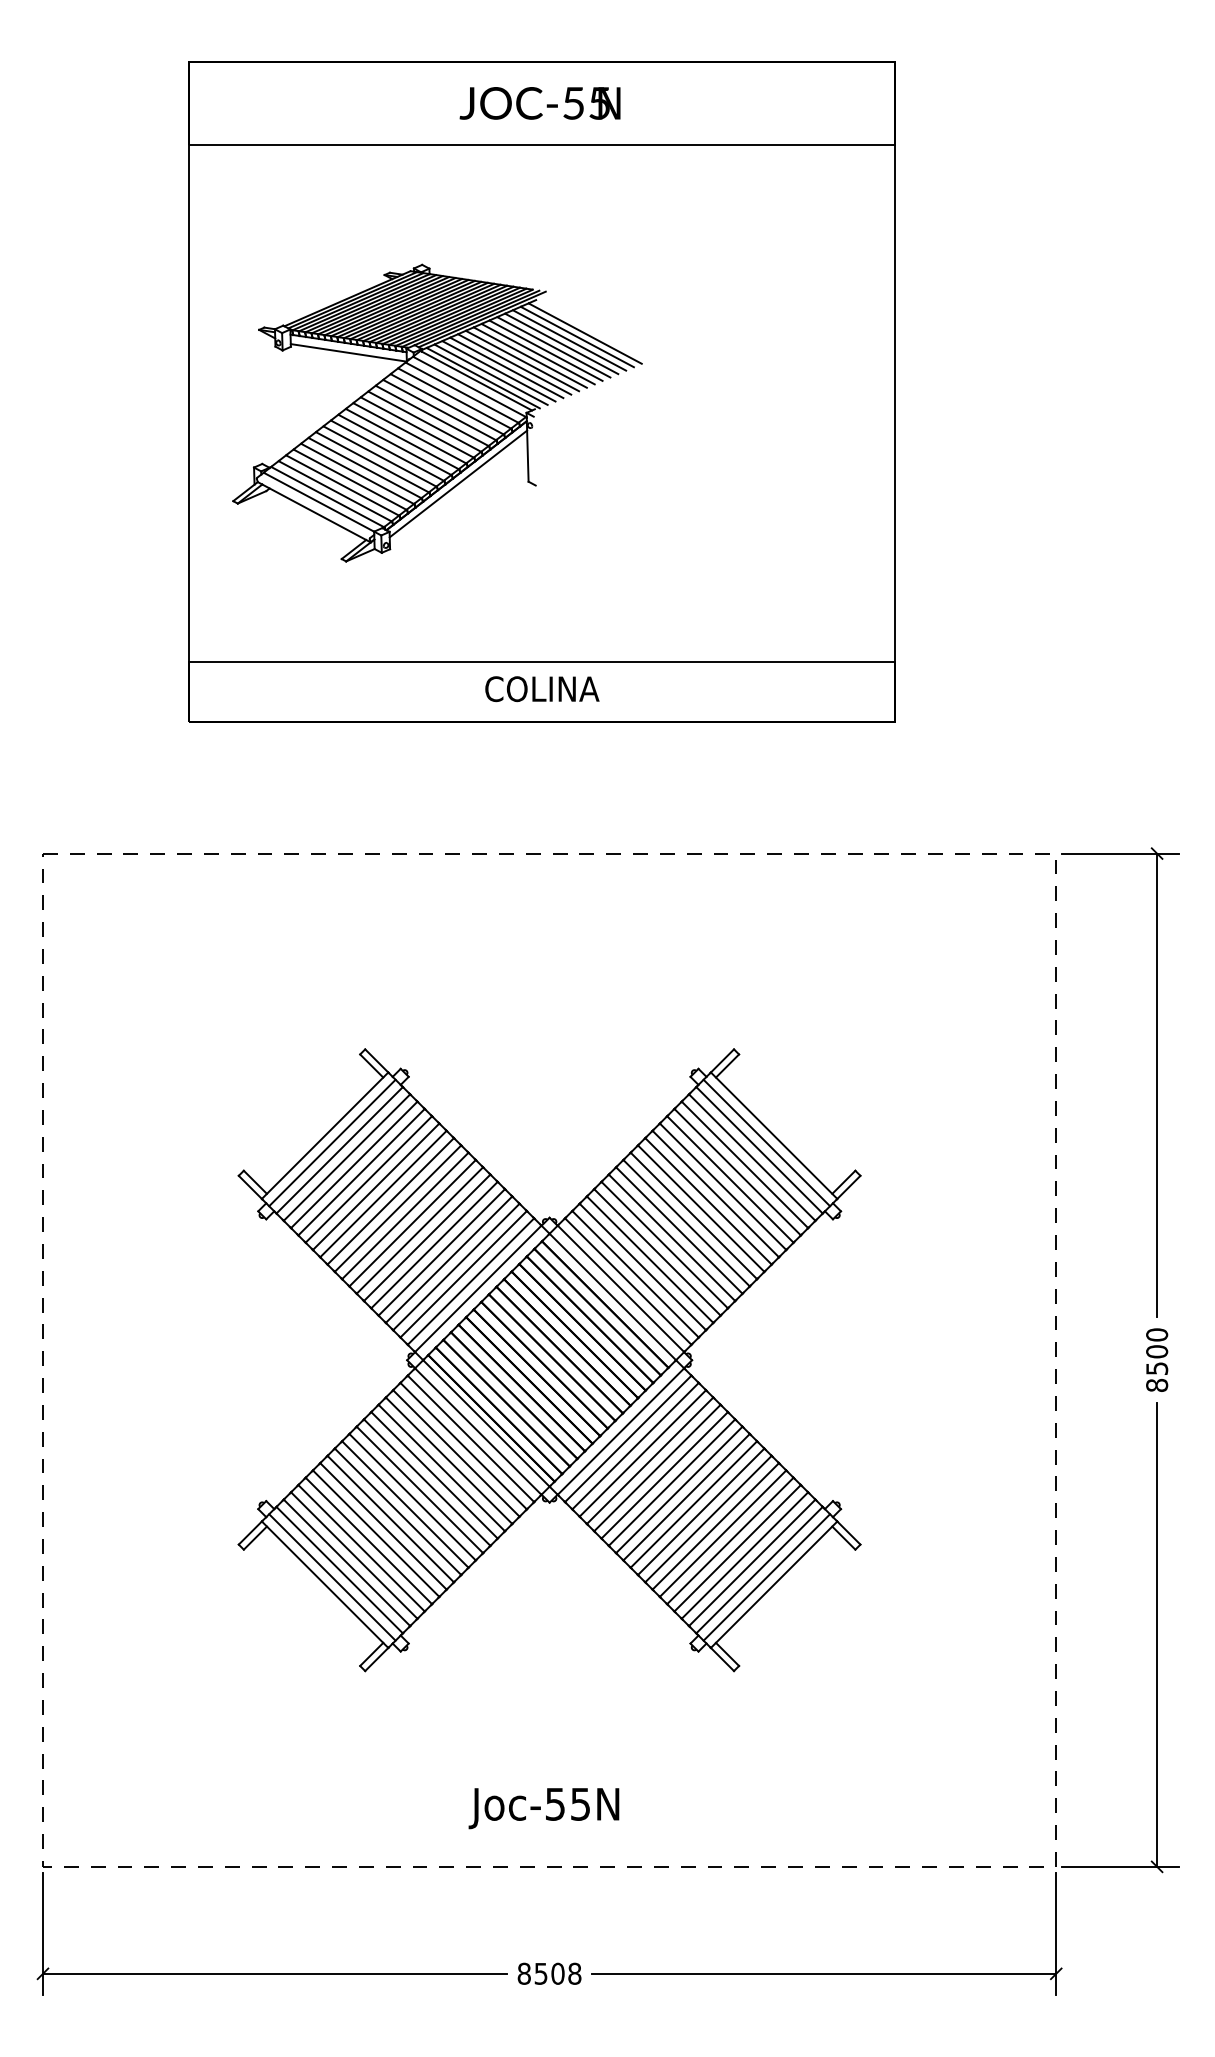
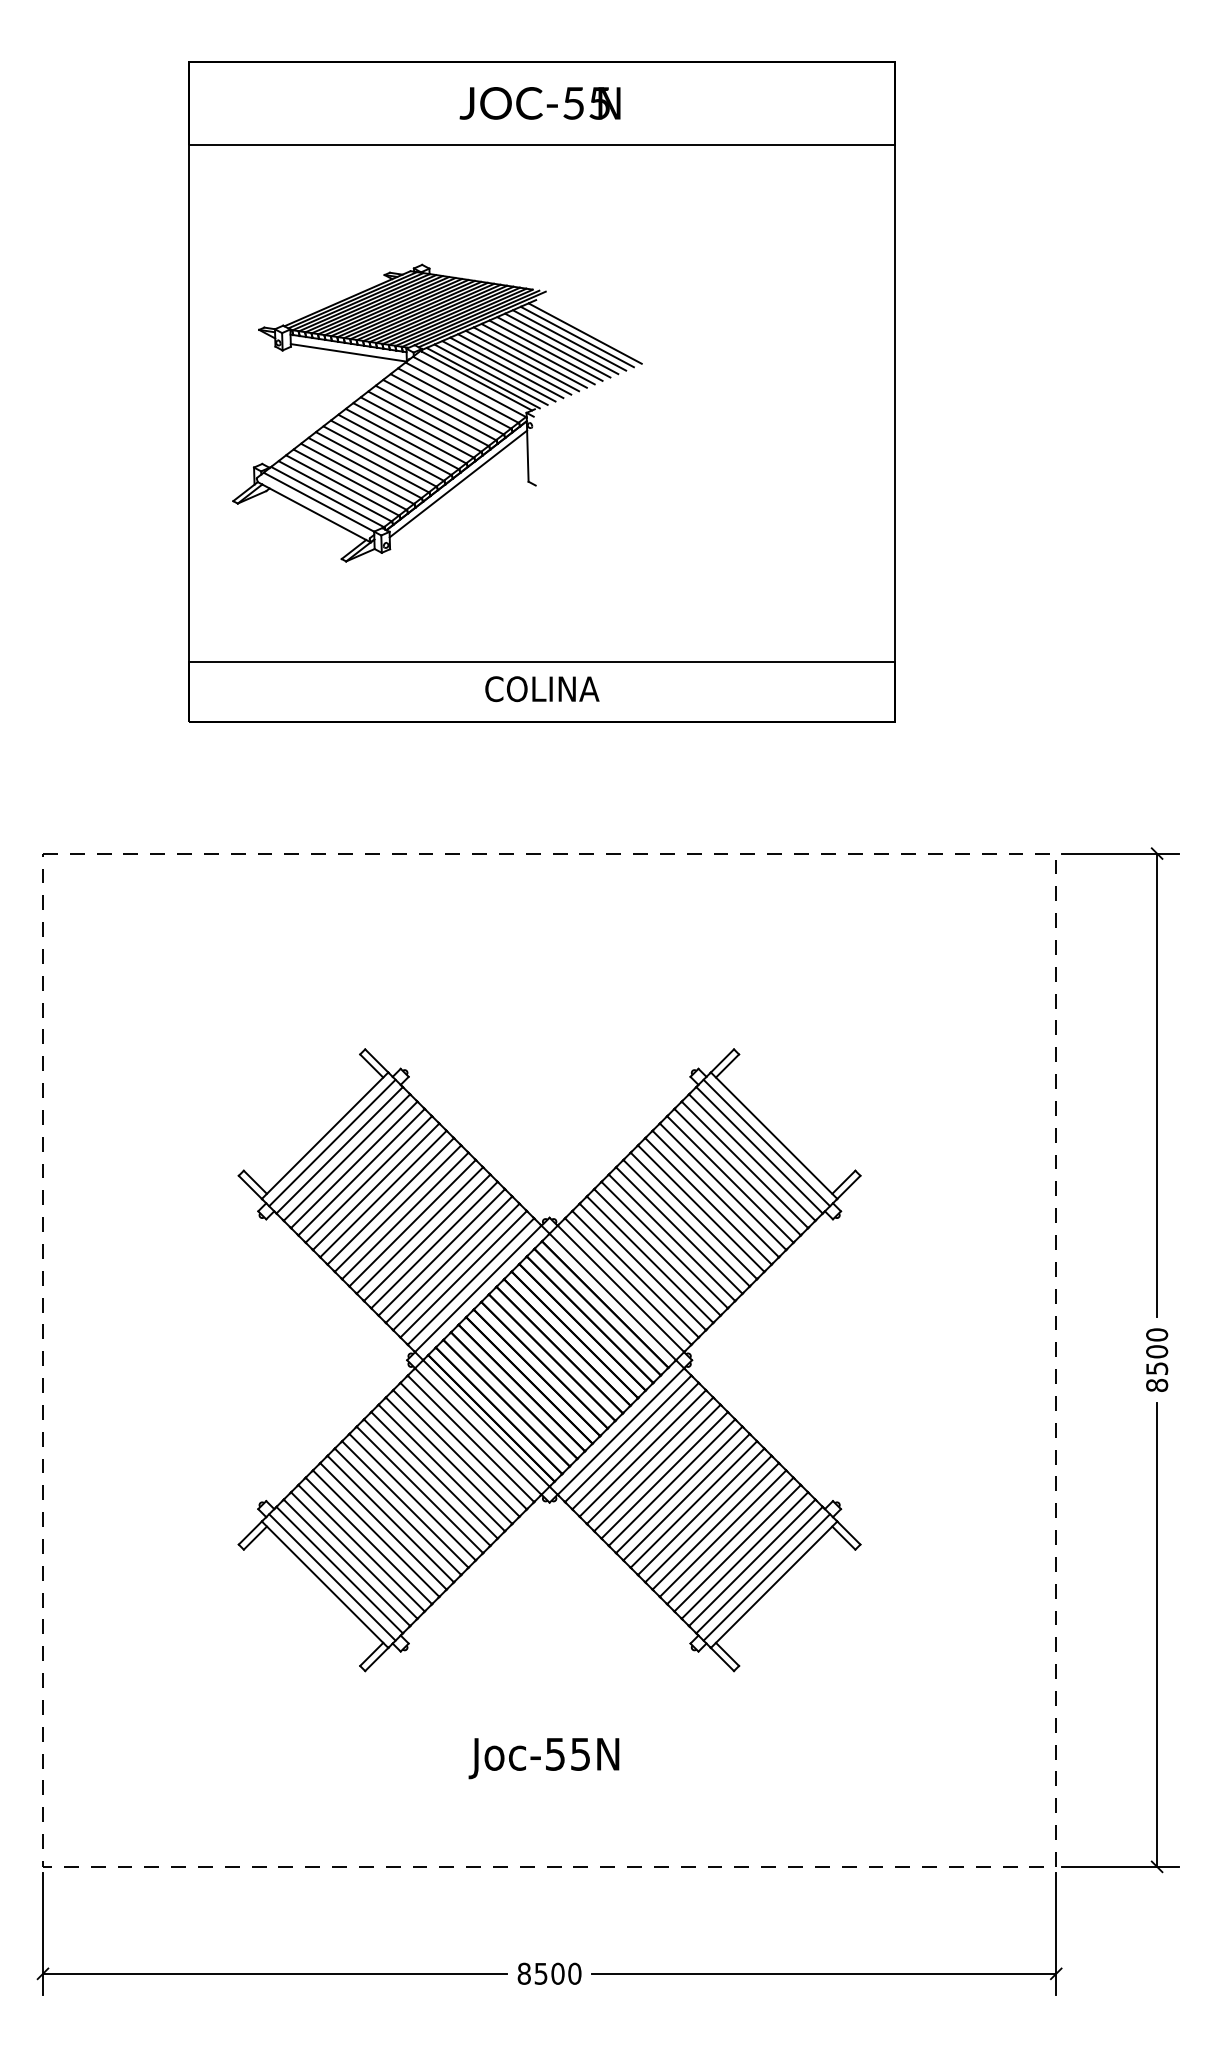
text position: (543, 1808) -> (543, 1758) (543, 1758)
text: 8508 -> 8500 (574, 1973)
